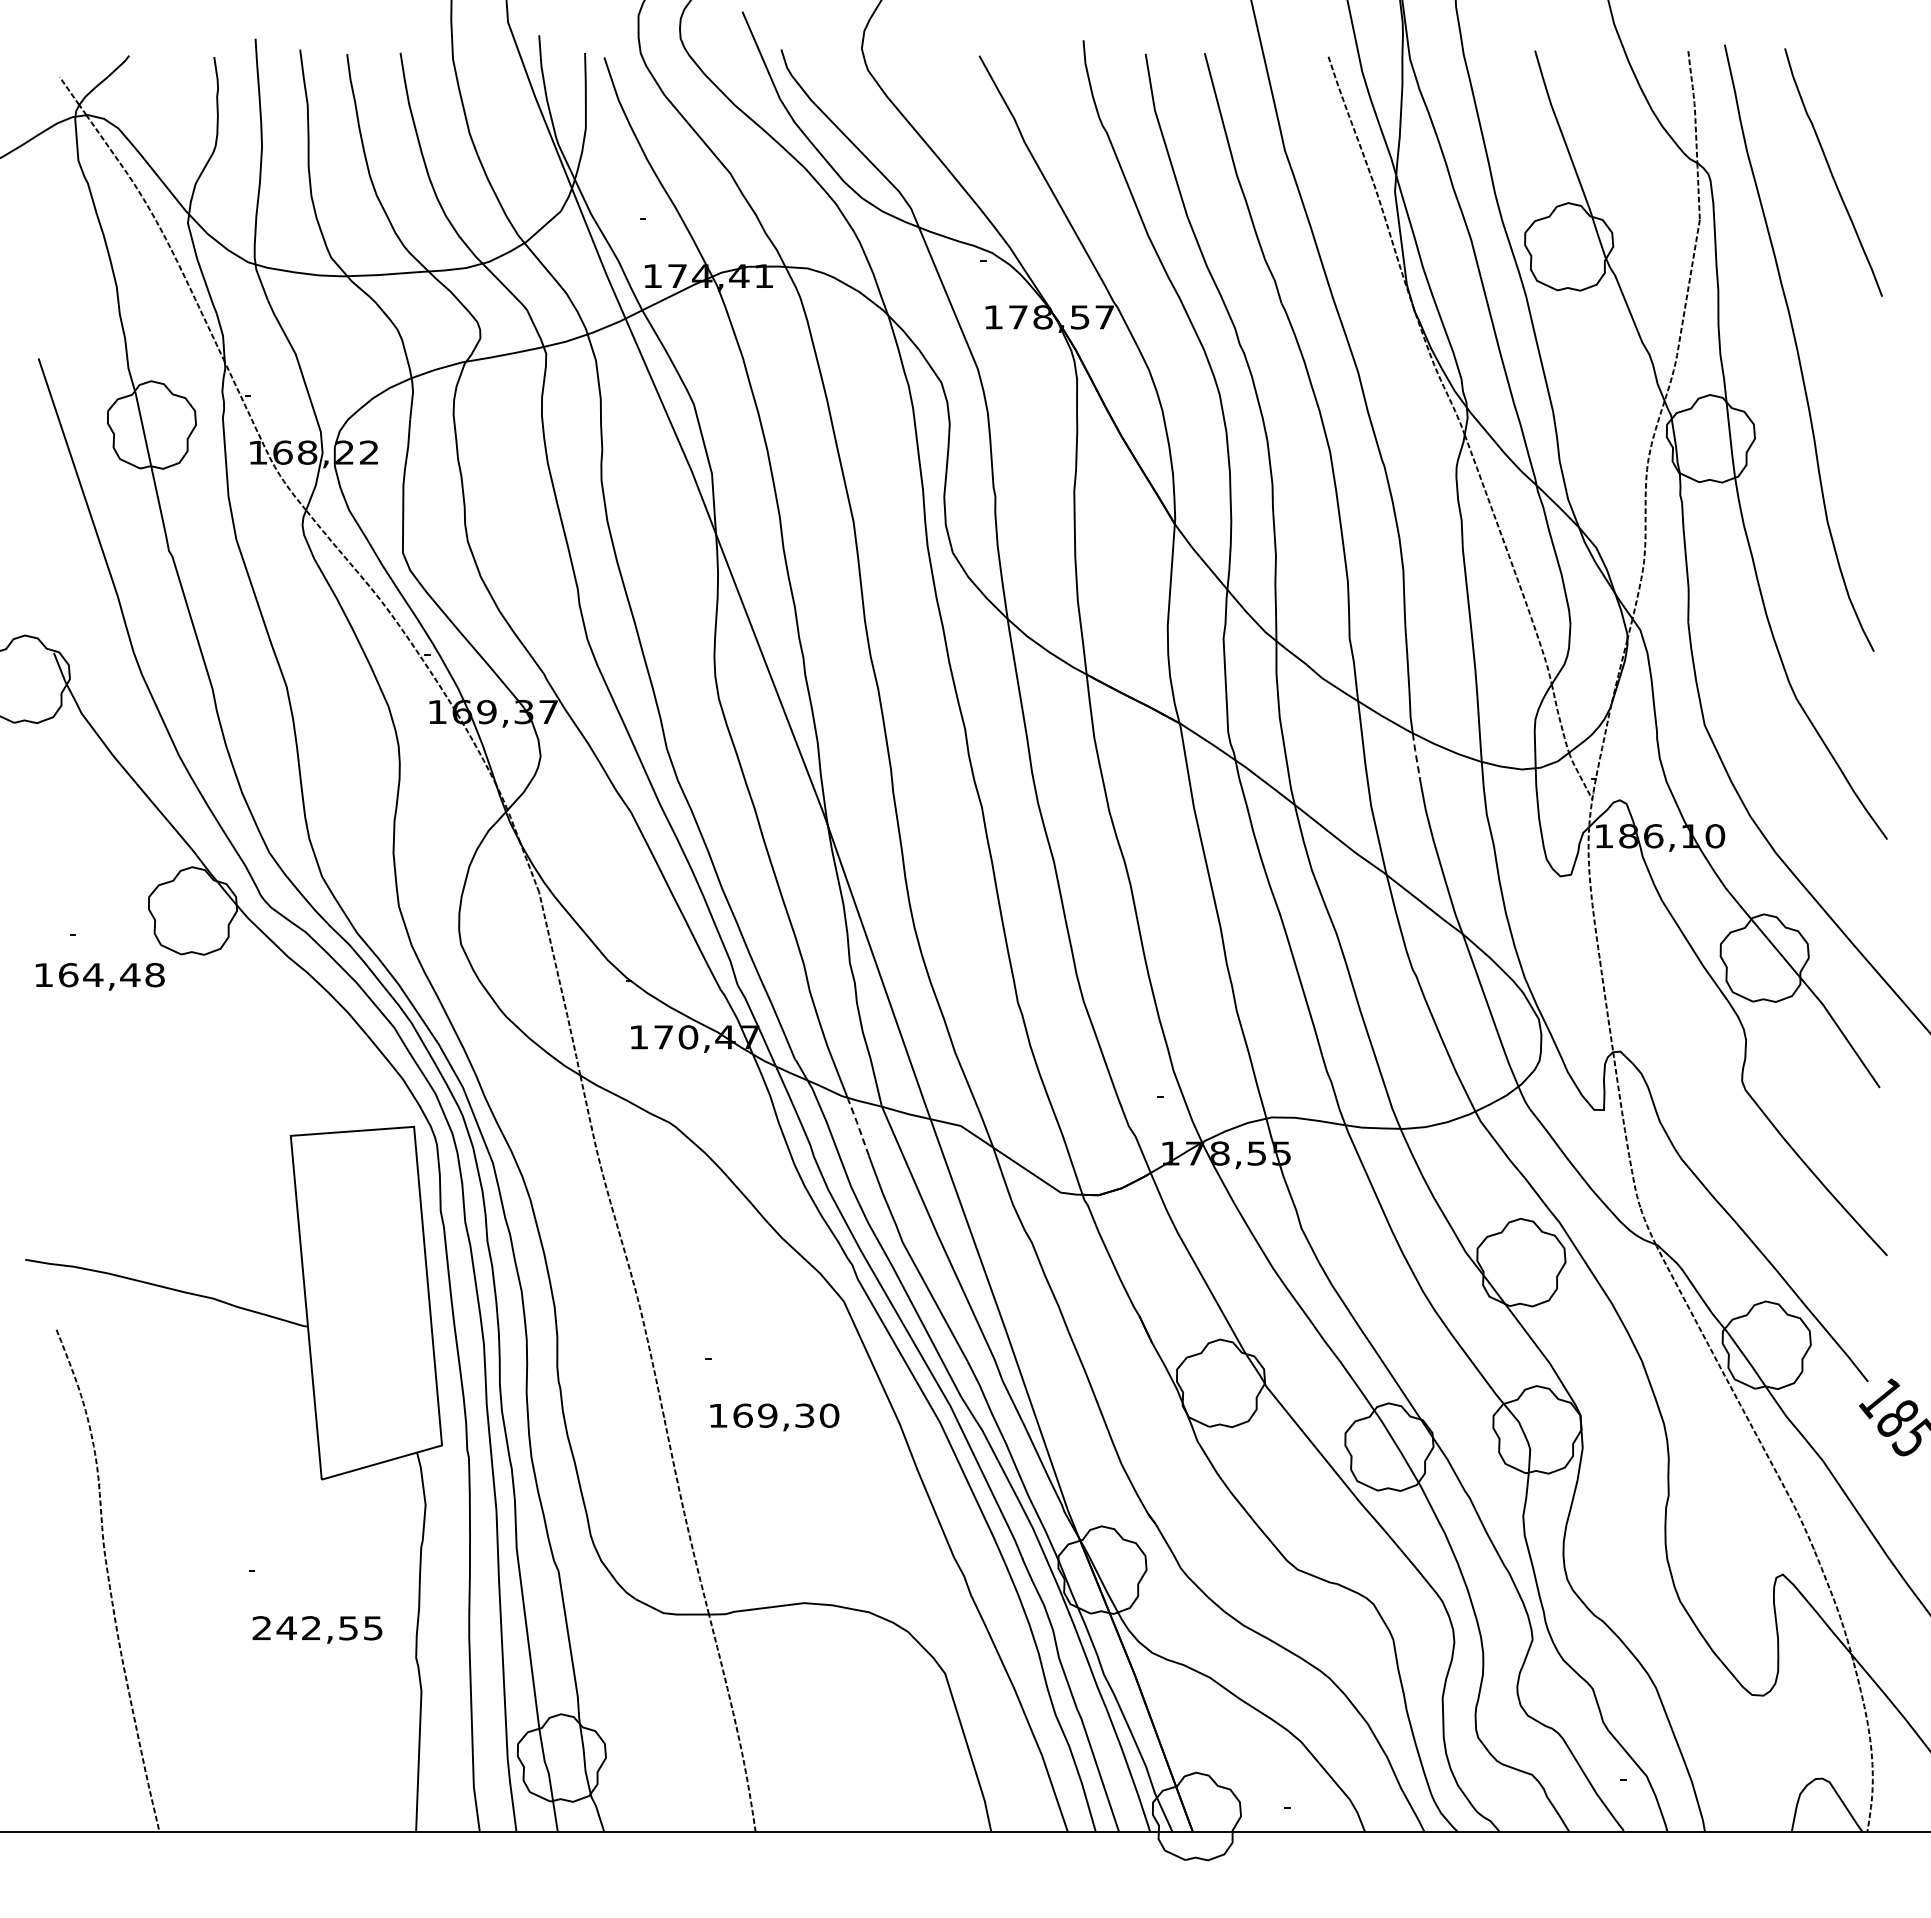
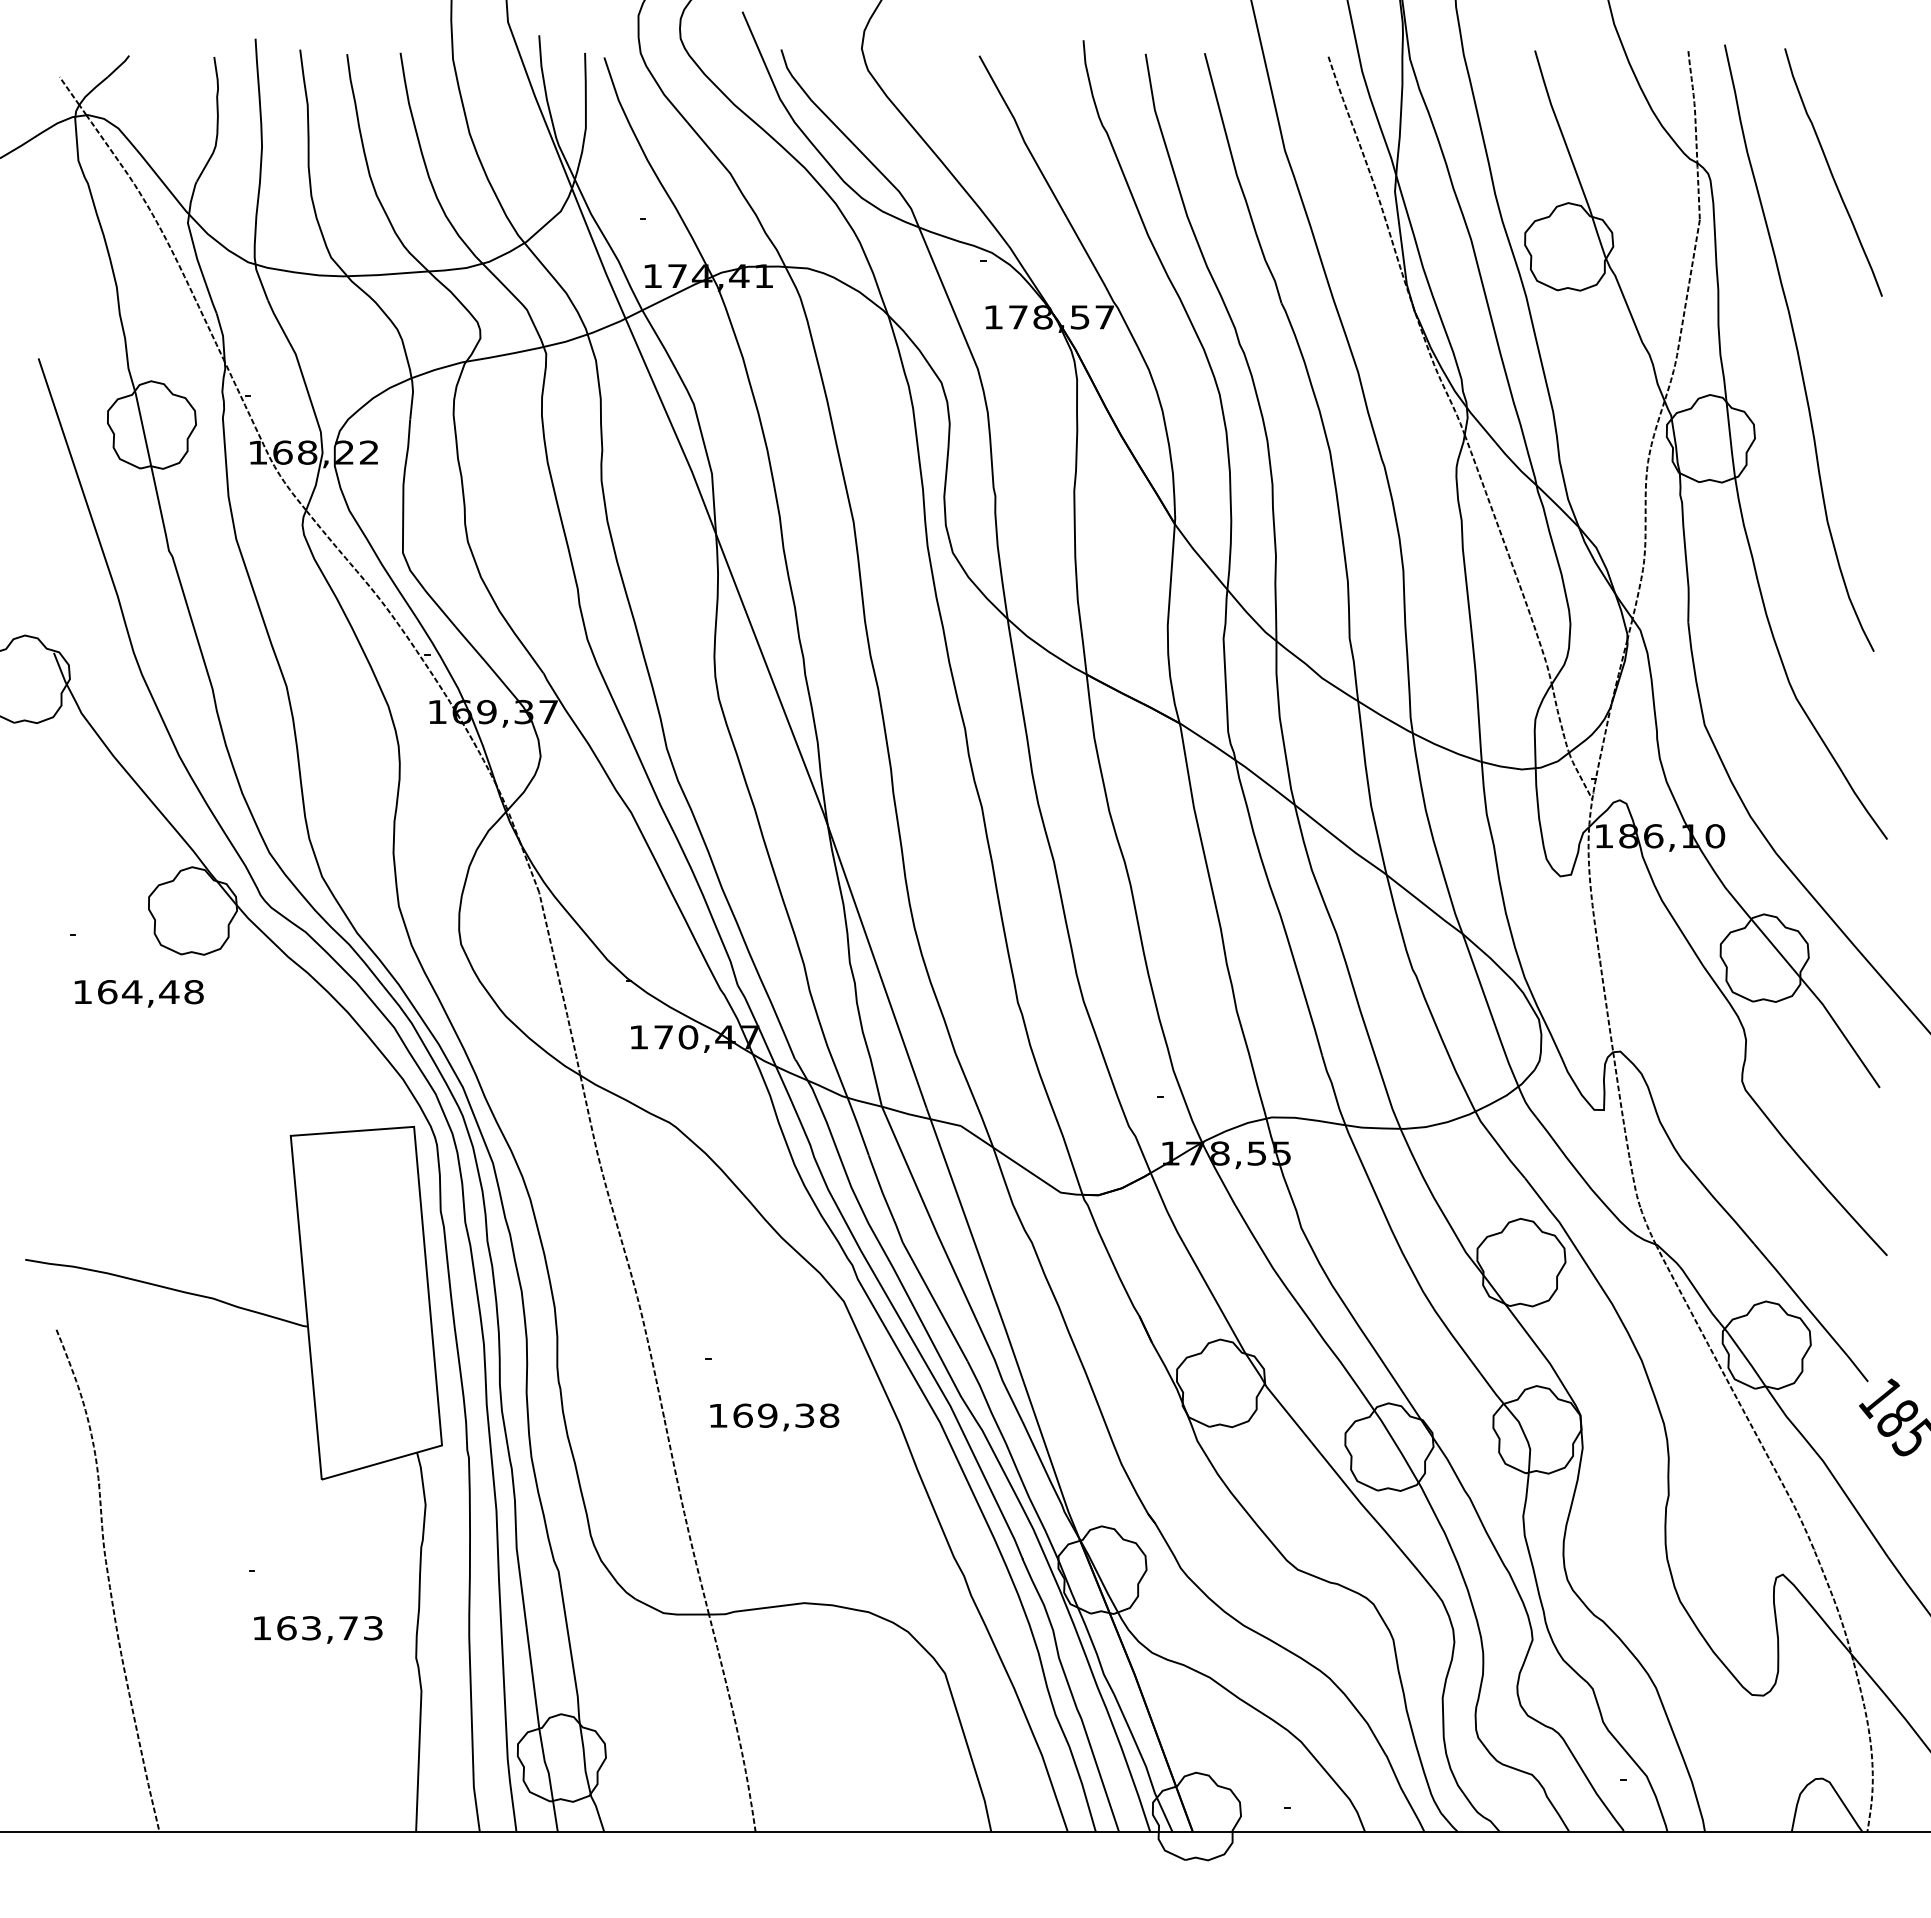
line: dashed -> solid (1416, 757)
text position: (99, 976) -> (138, 993) (138, 993)
line: dashed -> solid (857, 1125)
text: 169,30 -> 169,38 (829, 1415)
text: 242,55 -> 163,73 (317, 1628)
